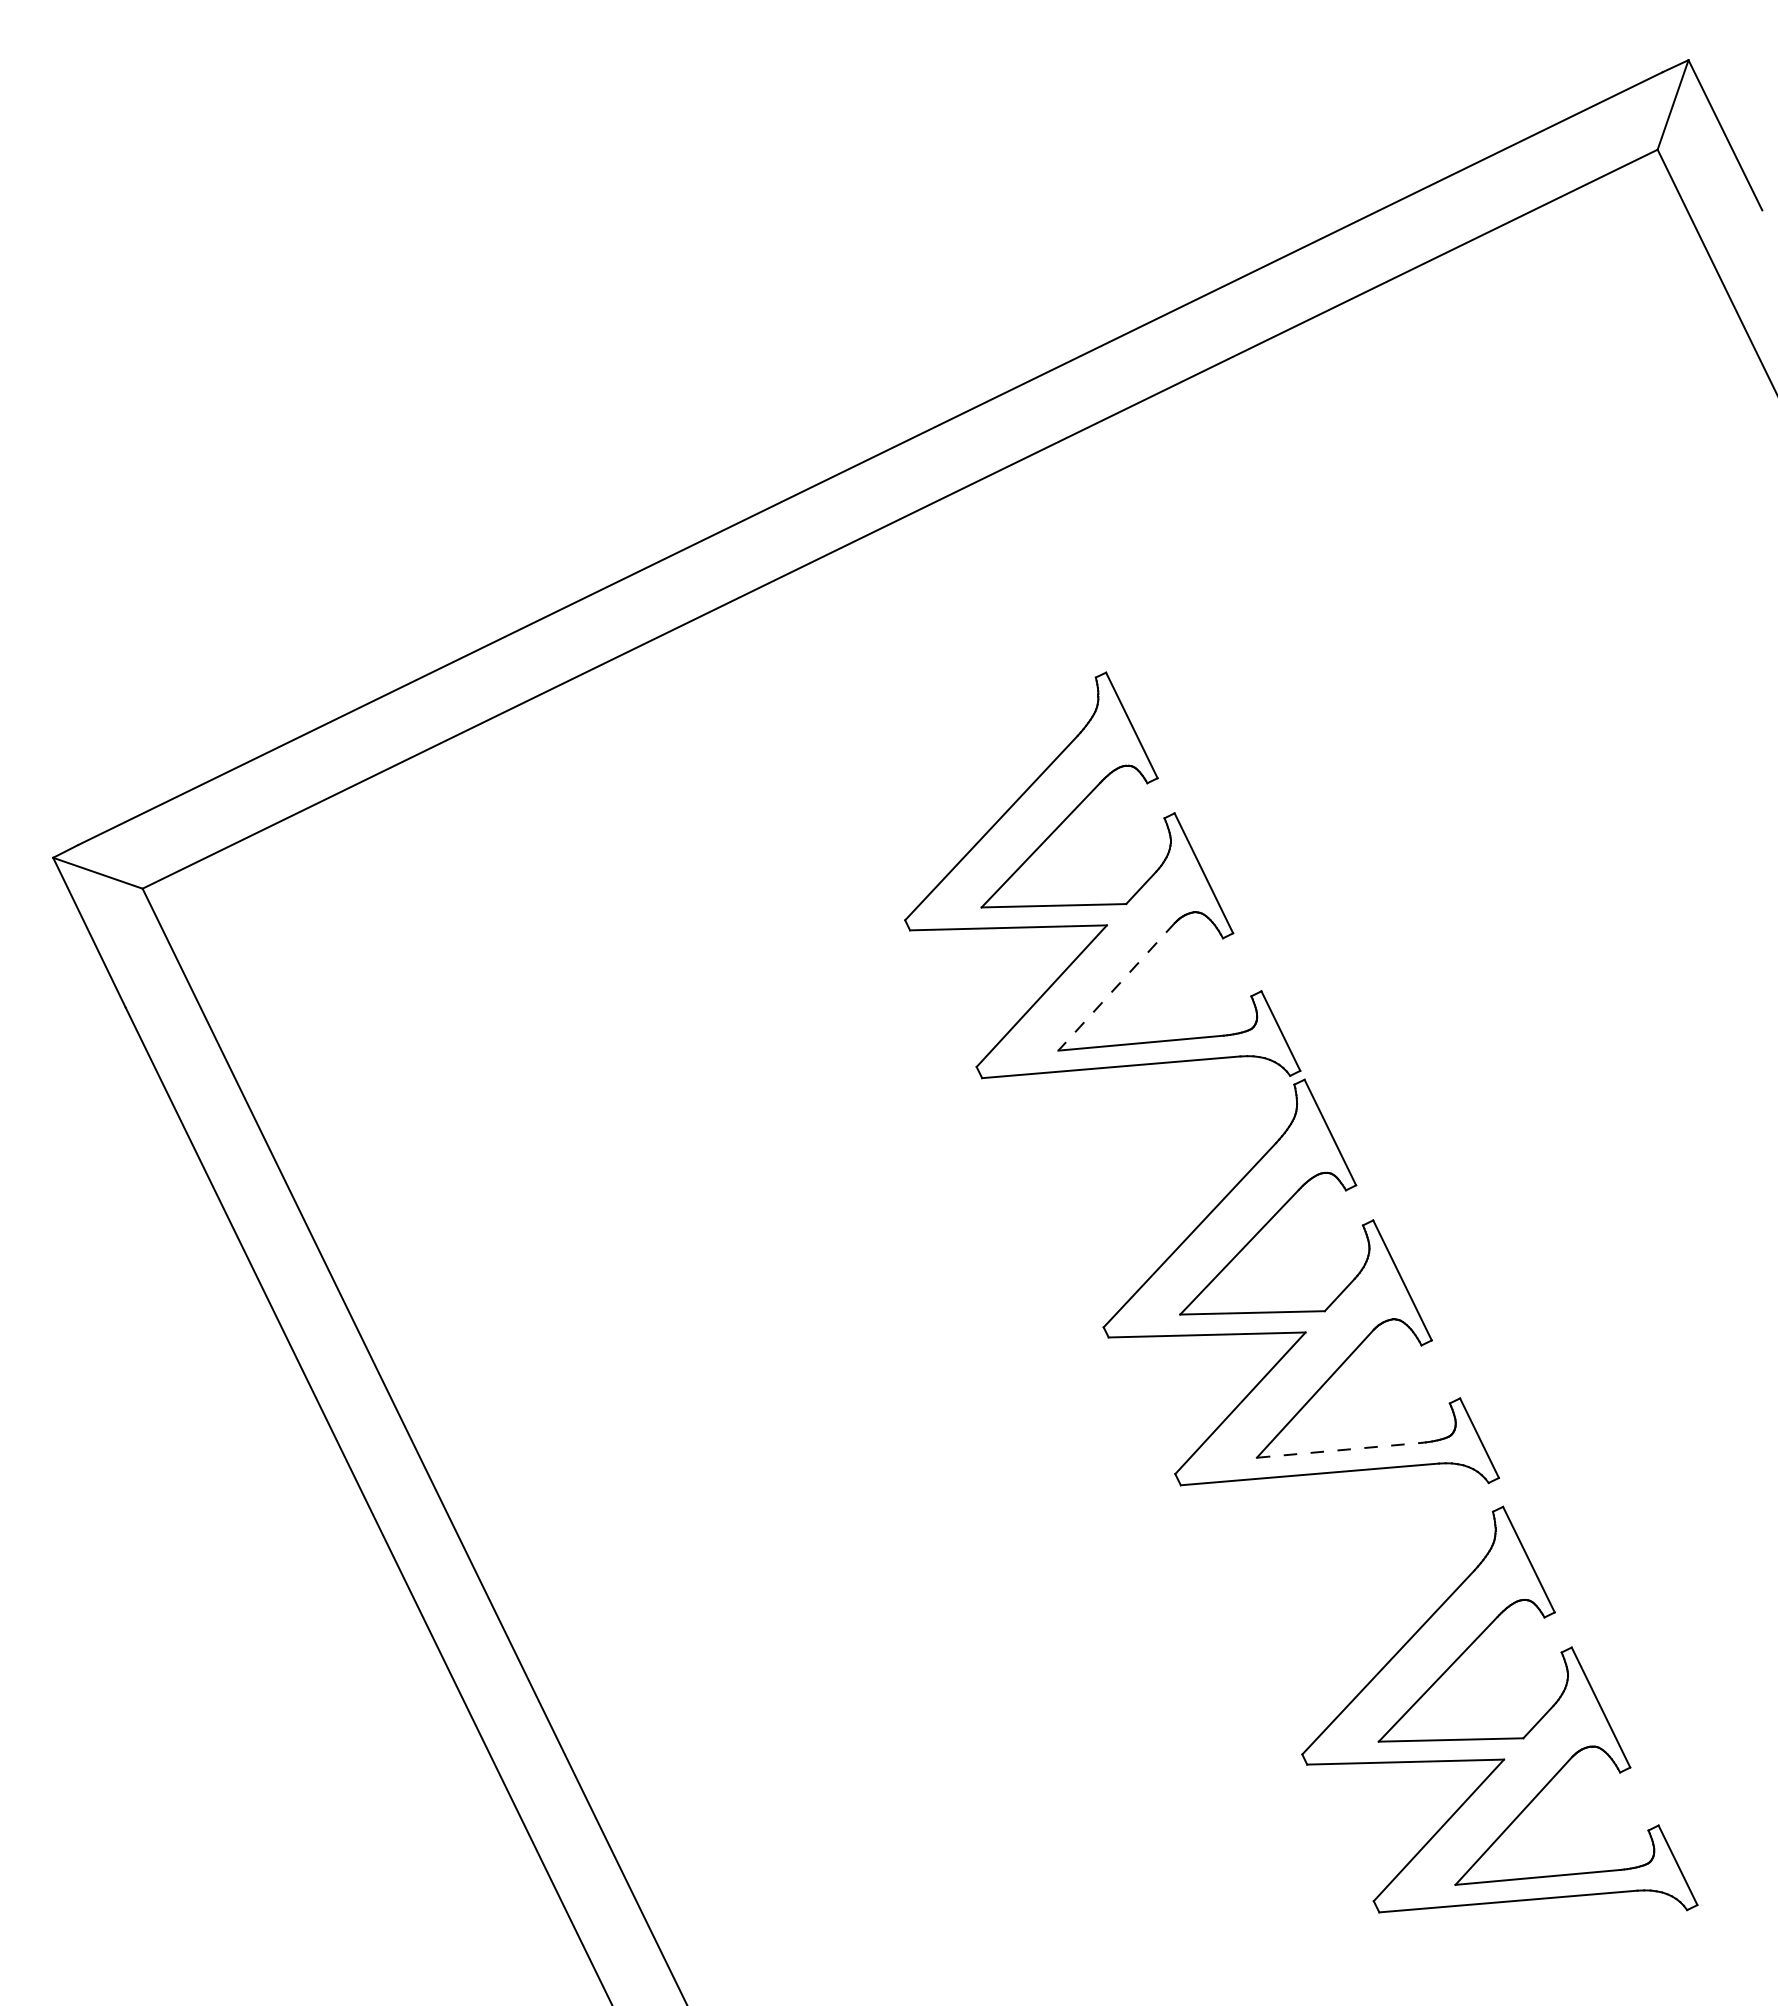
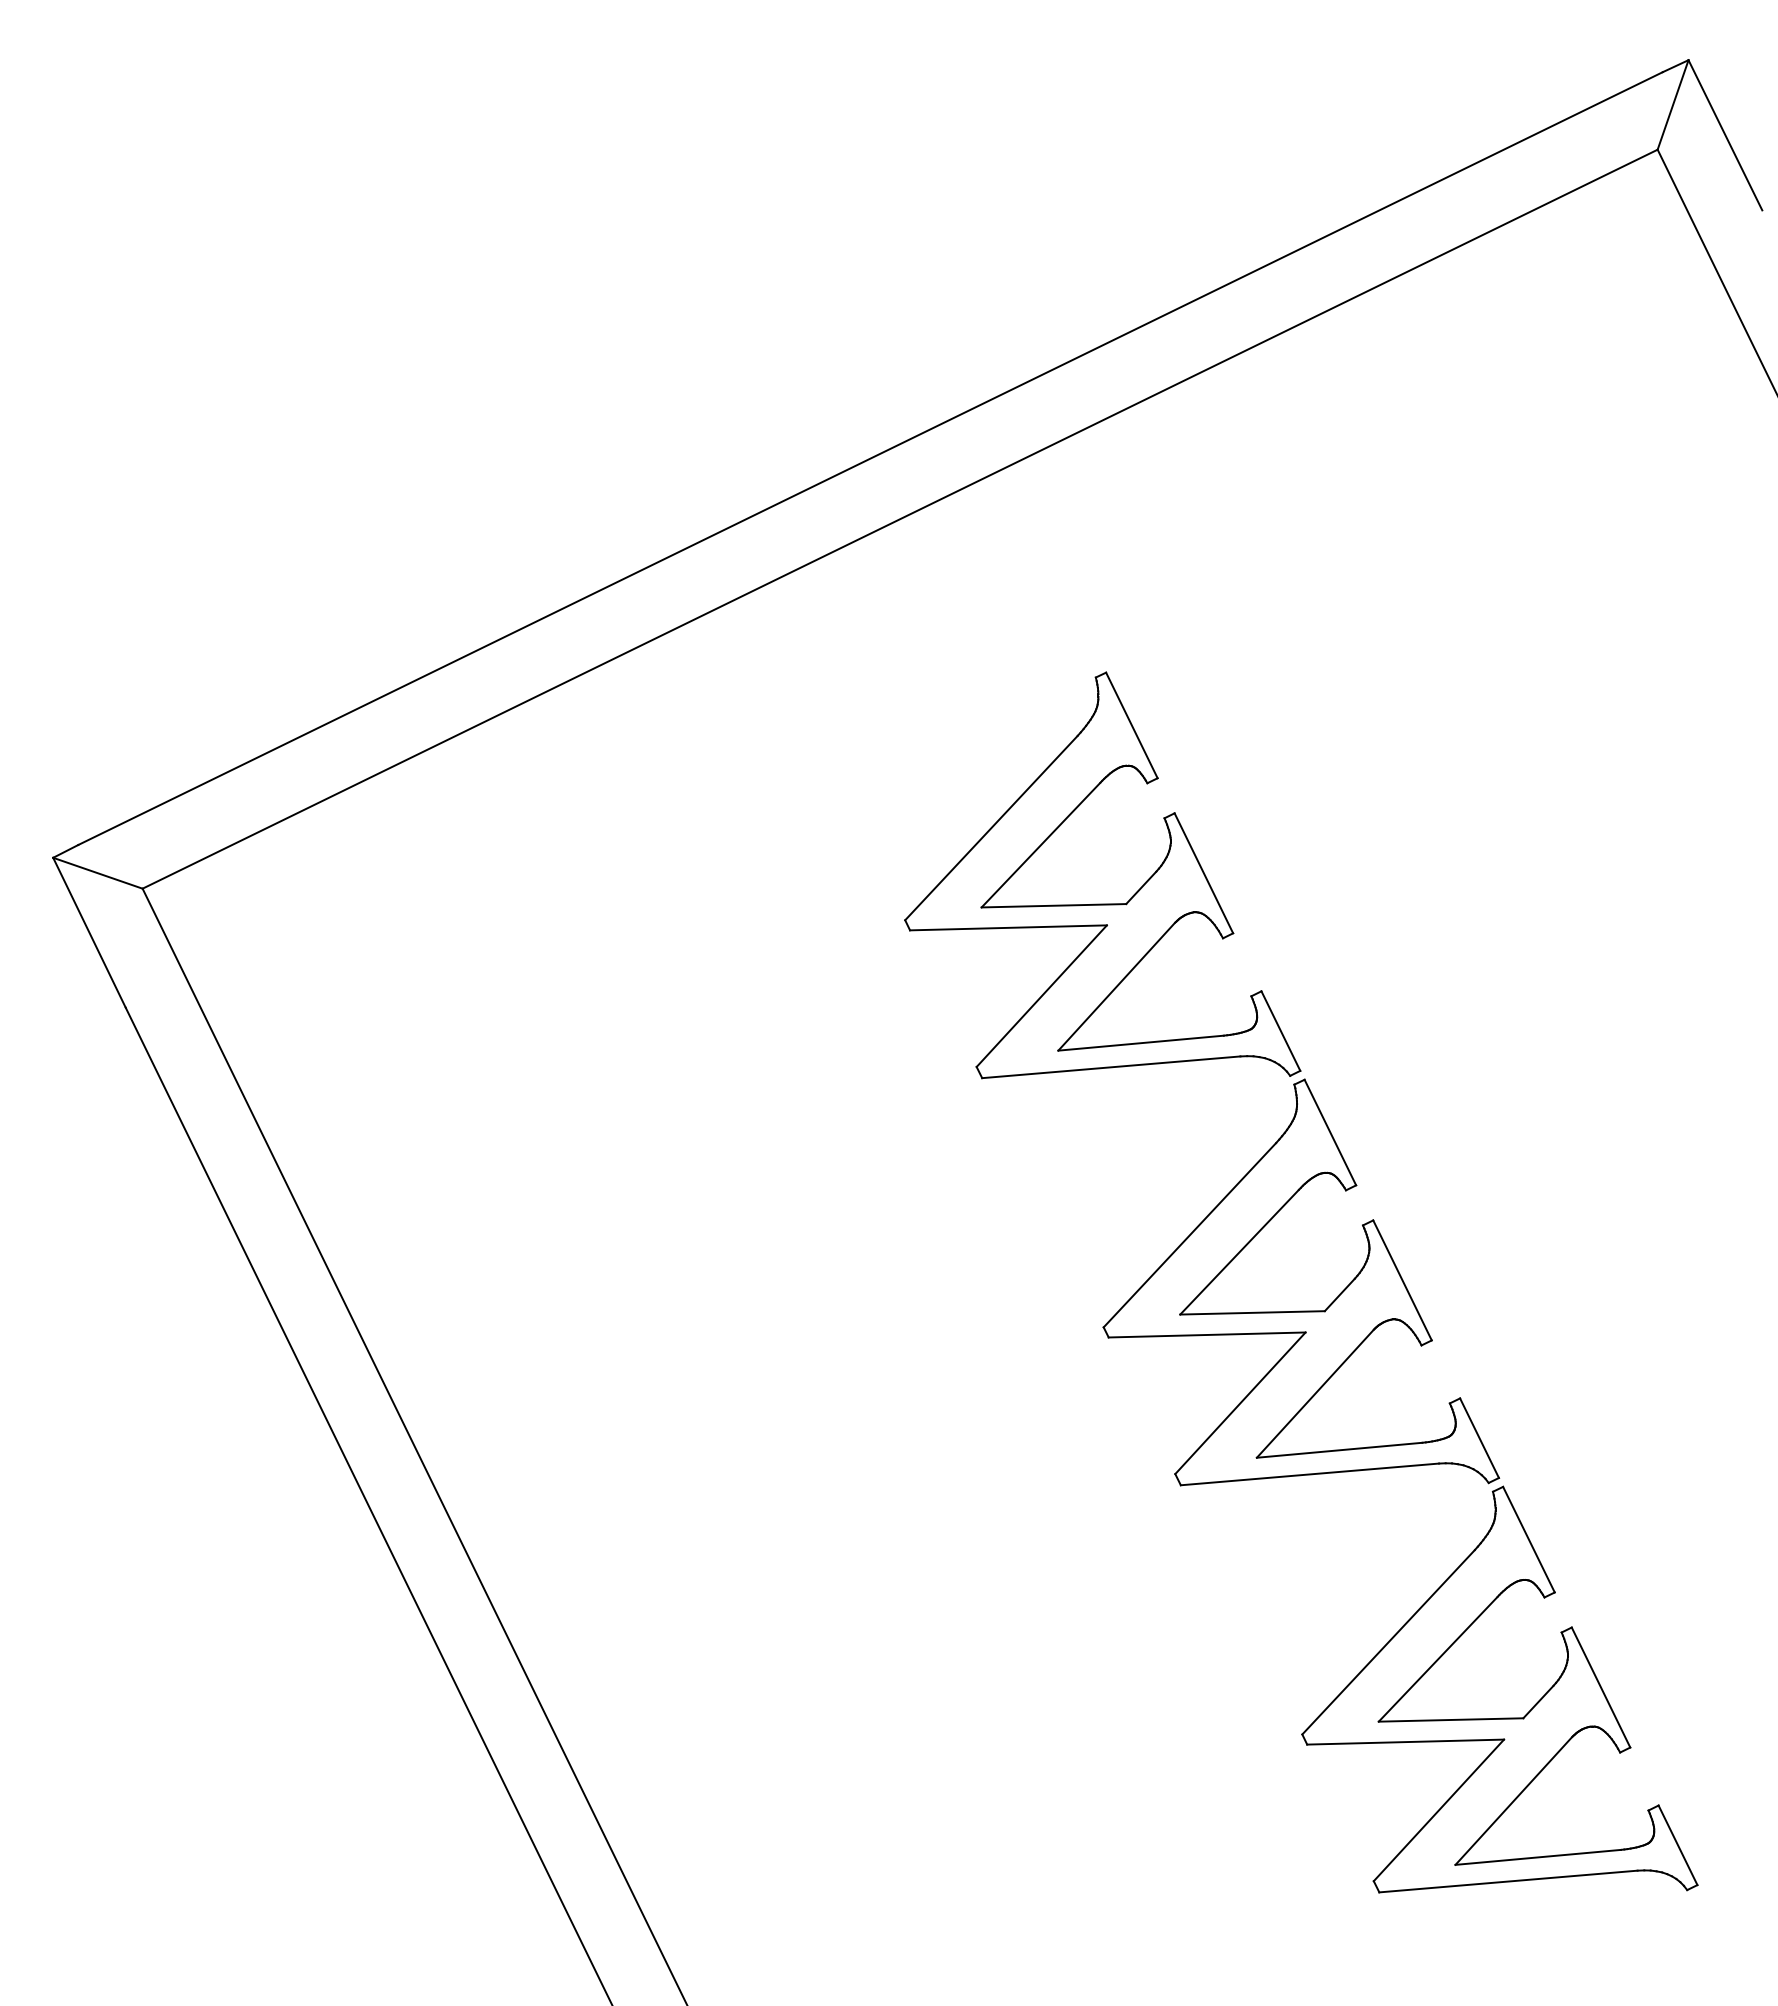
line: dashed -> solid (1116, 986)
line: dashed -> solid (1340, 1450)
part position: (1500, 1737) -> (1500, 1717) (1500, 1717)
